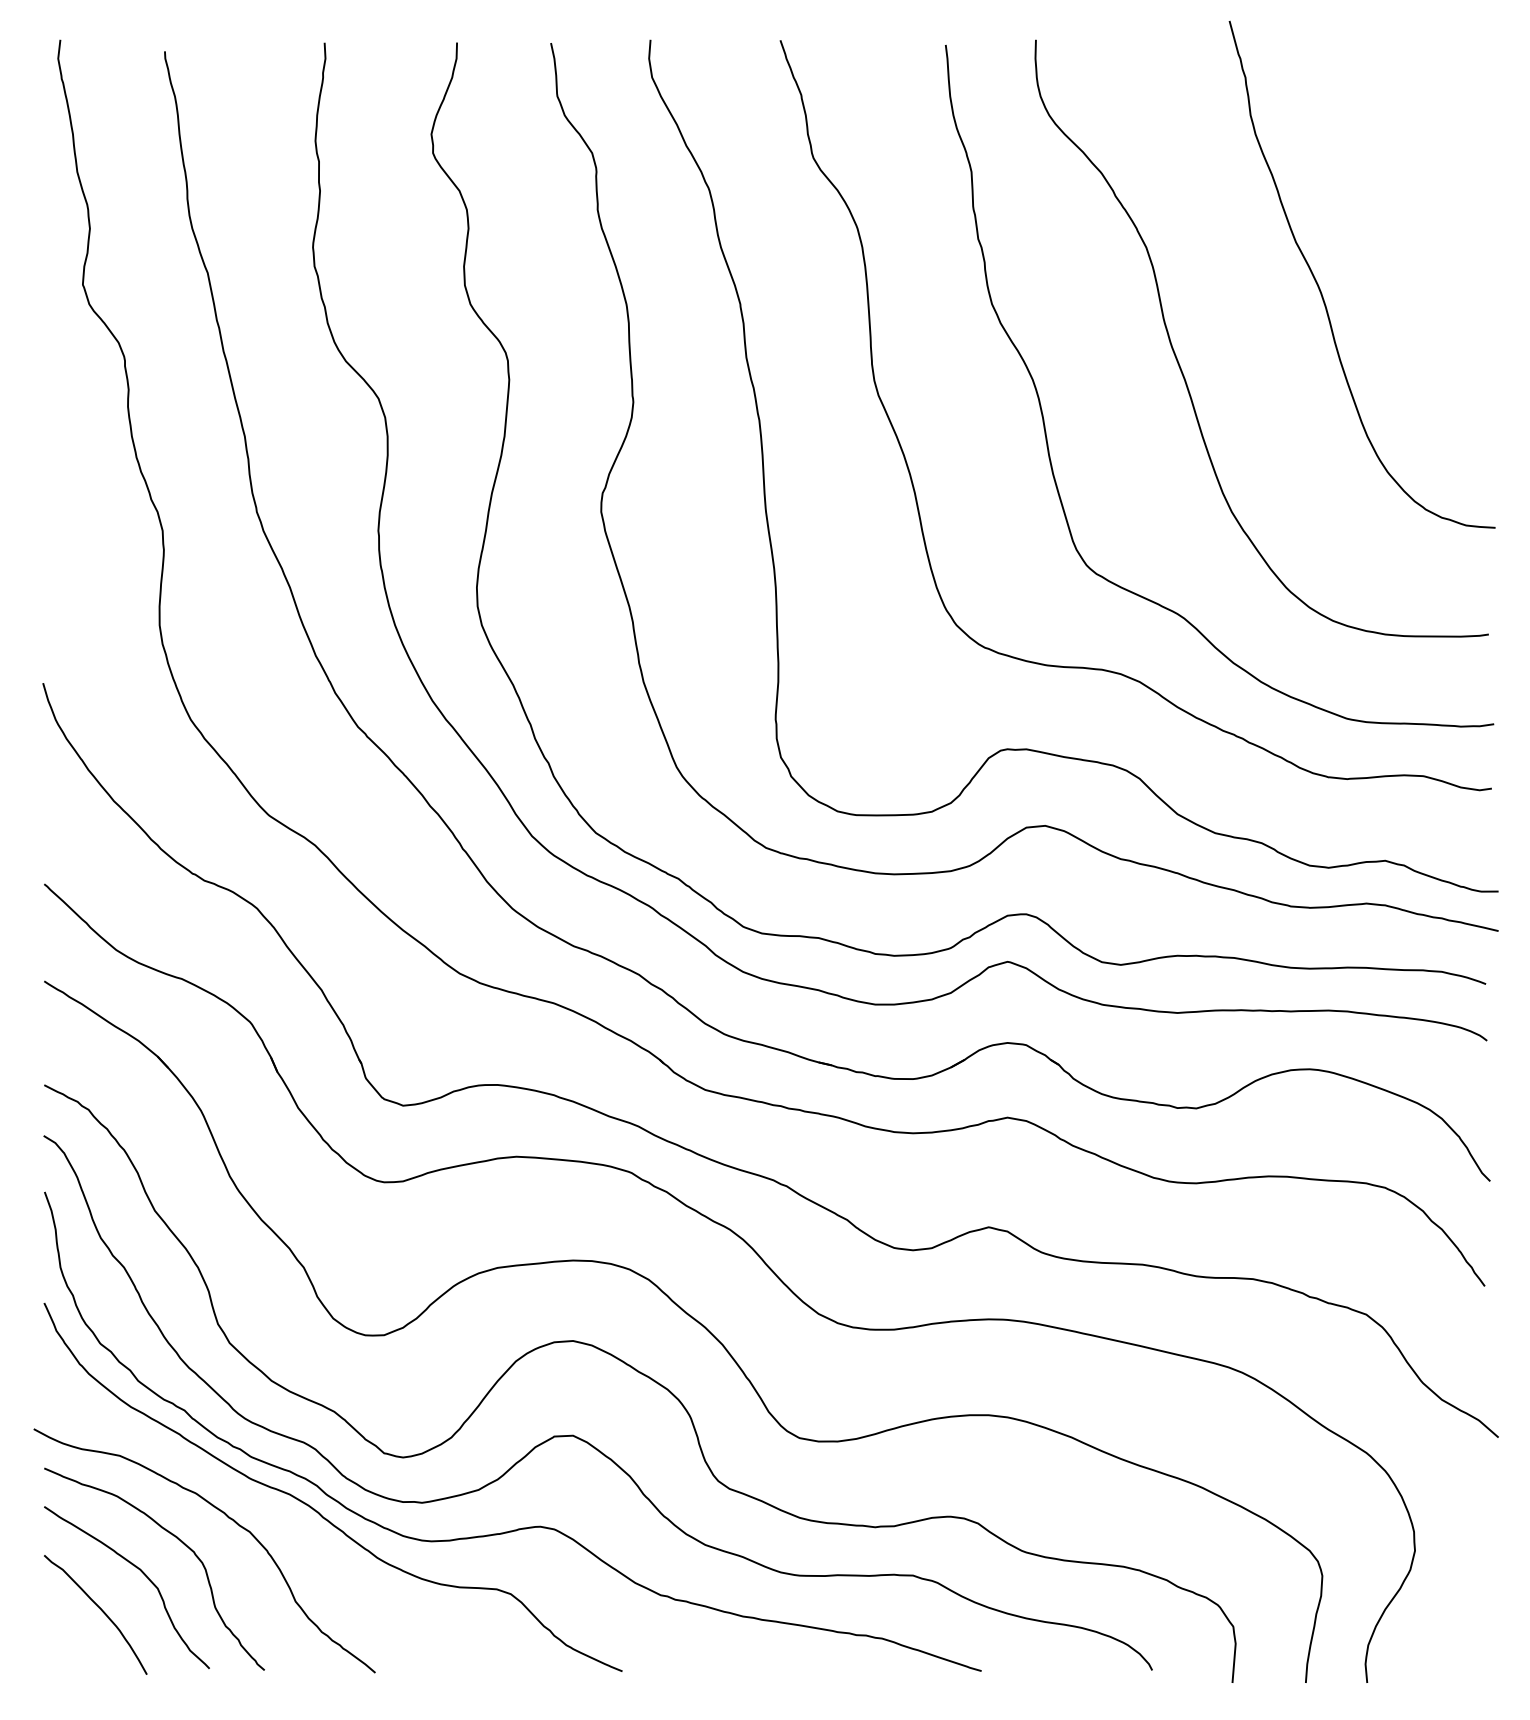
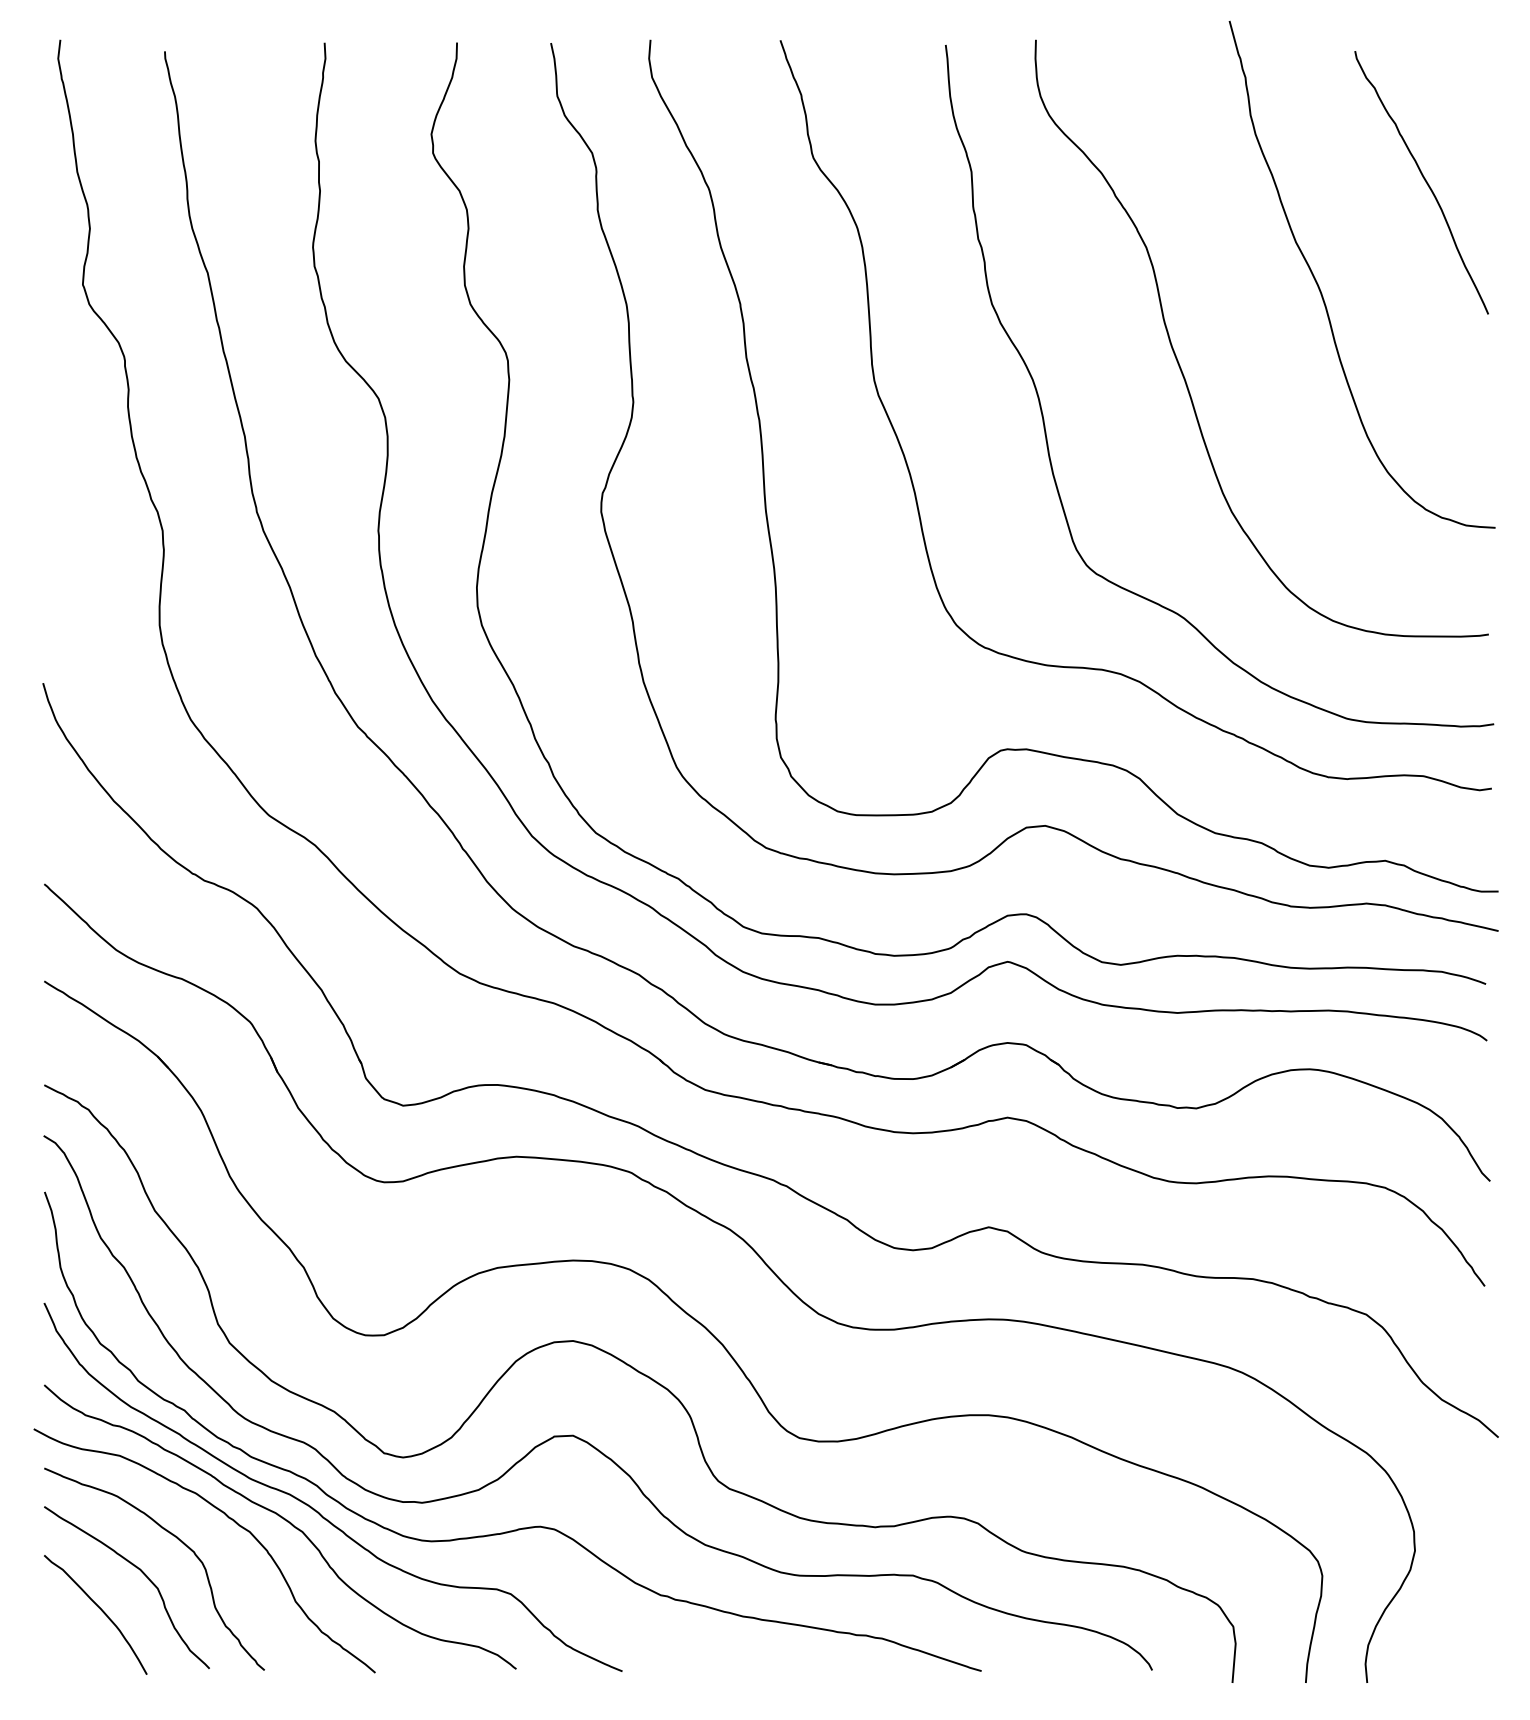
curve: none -> present (1424, 180)
curve: none -> present (284, 1520)
